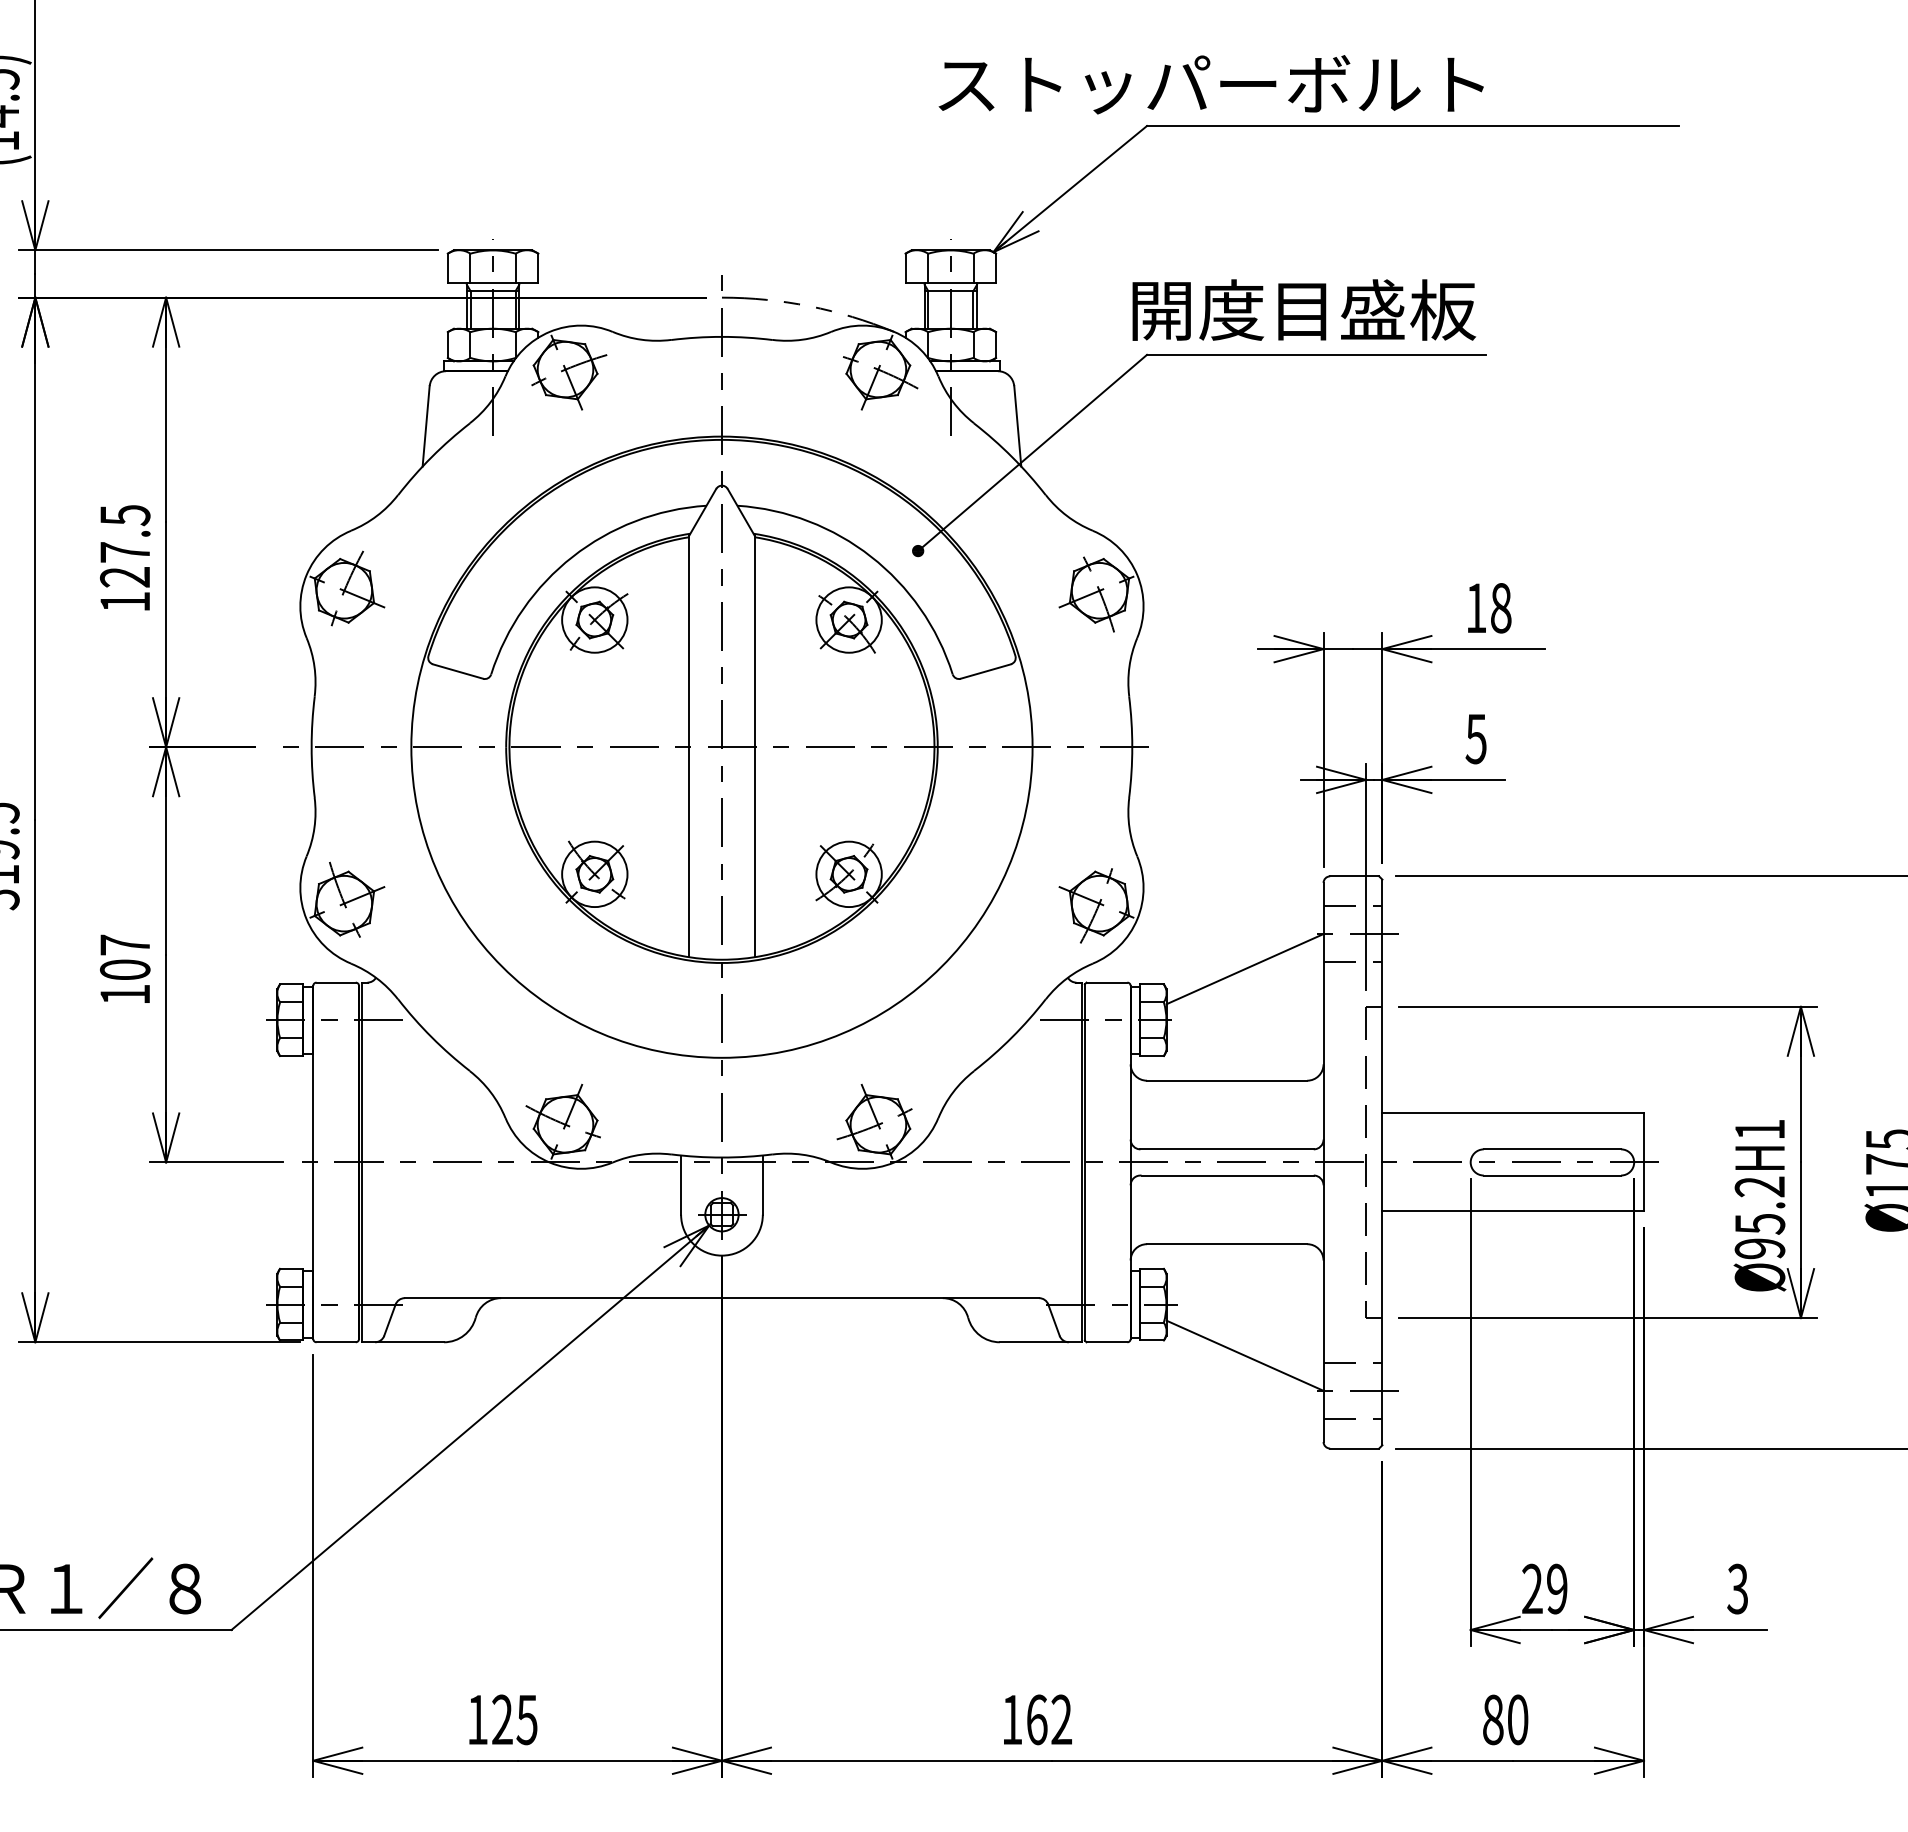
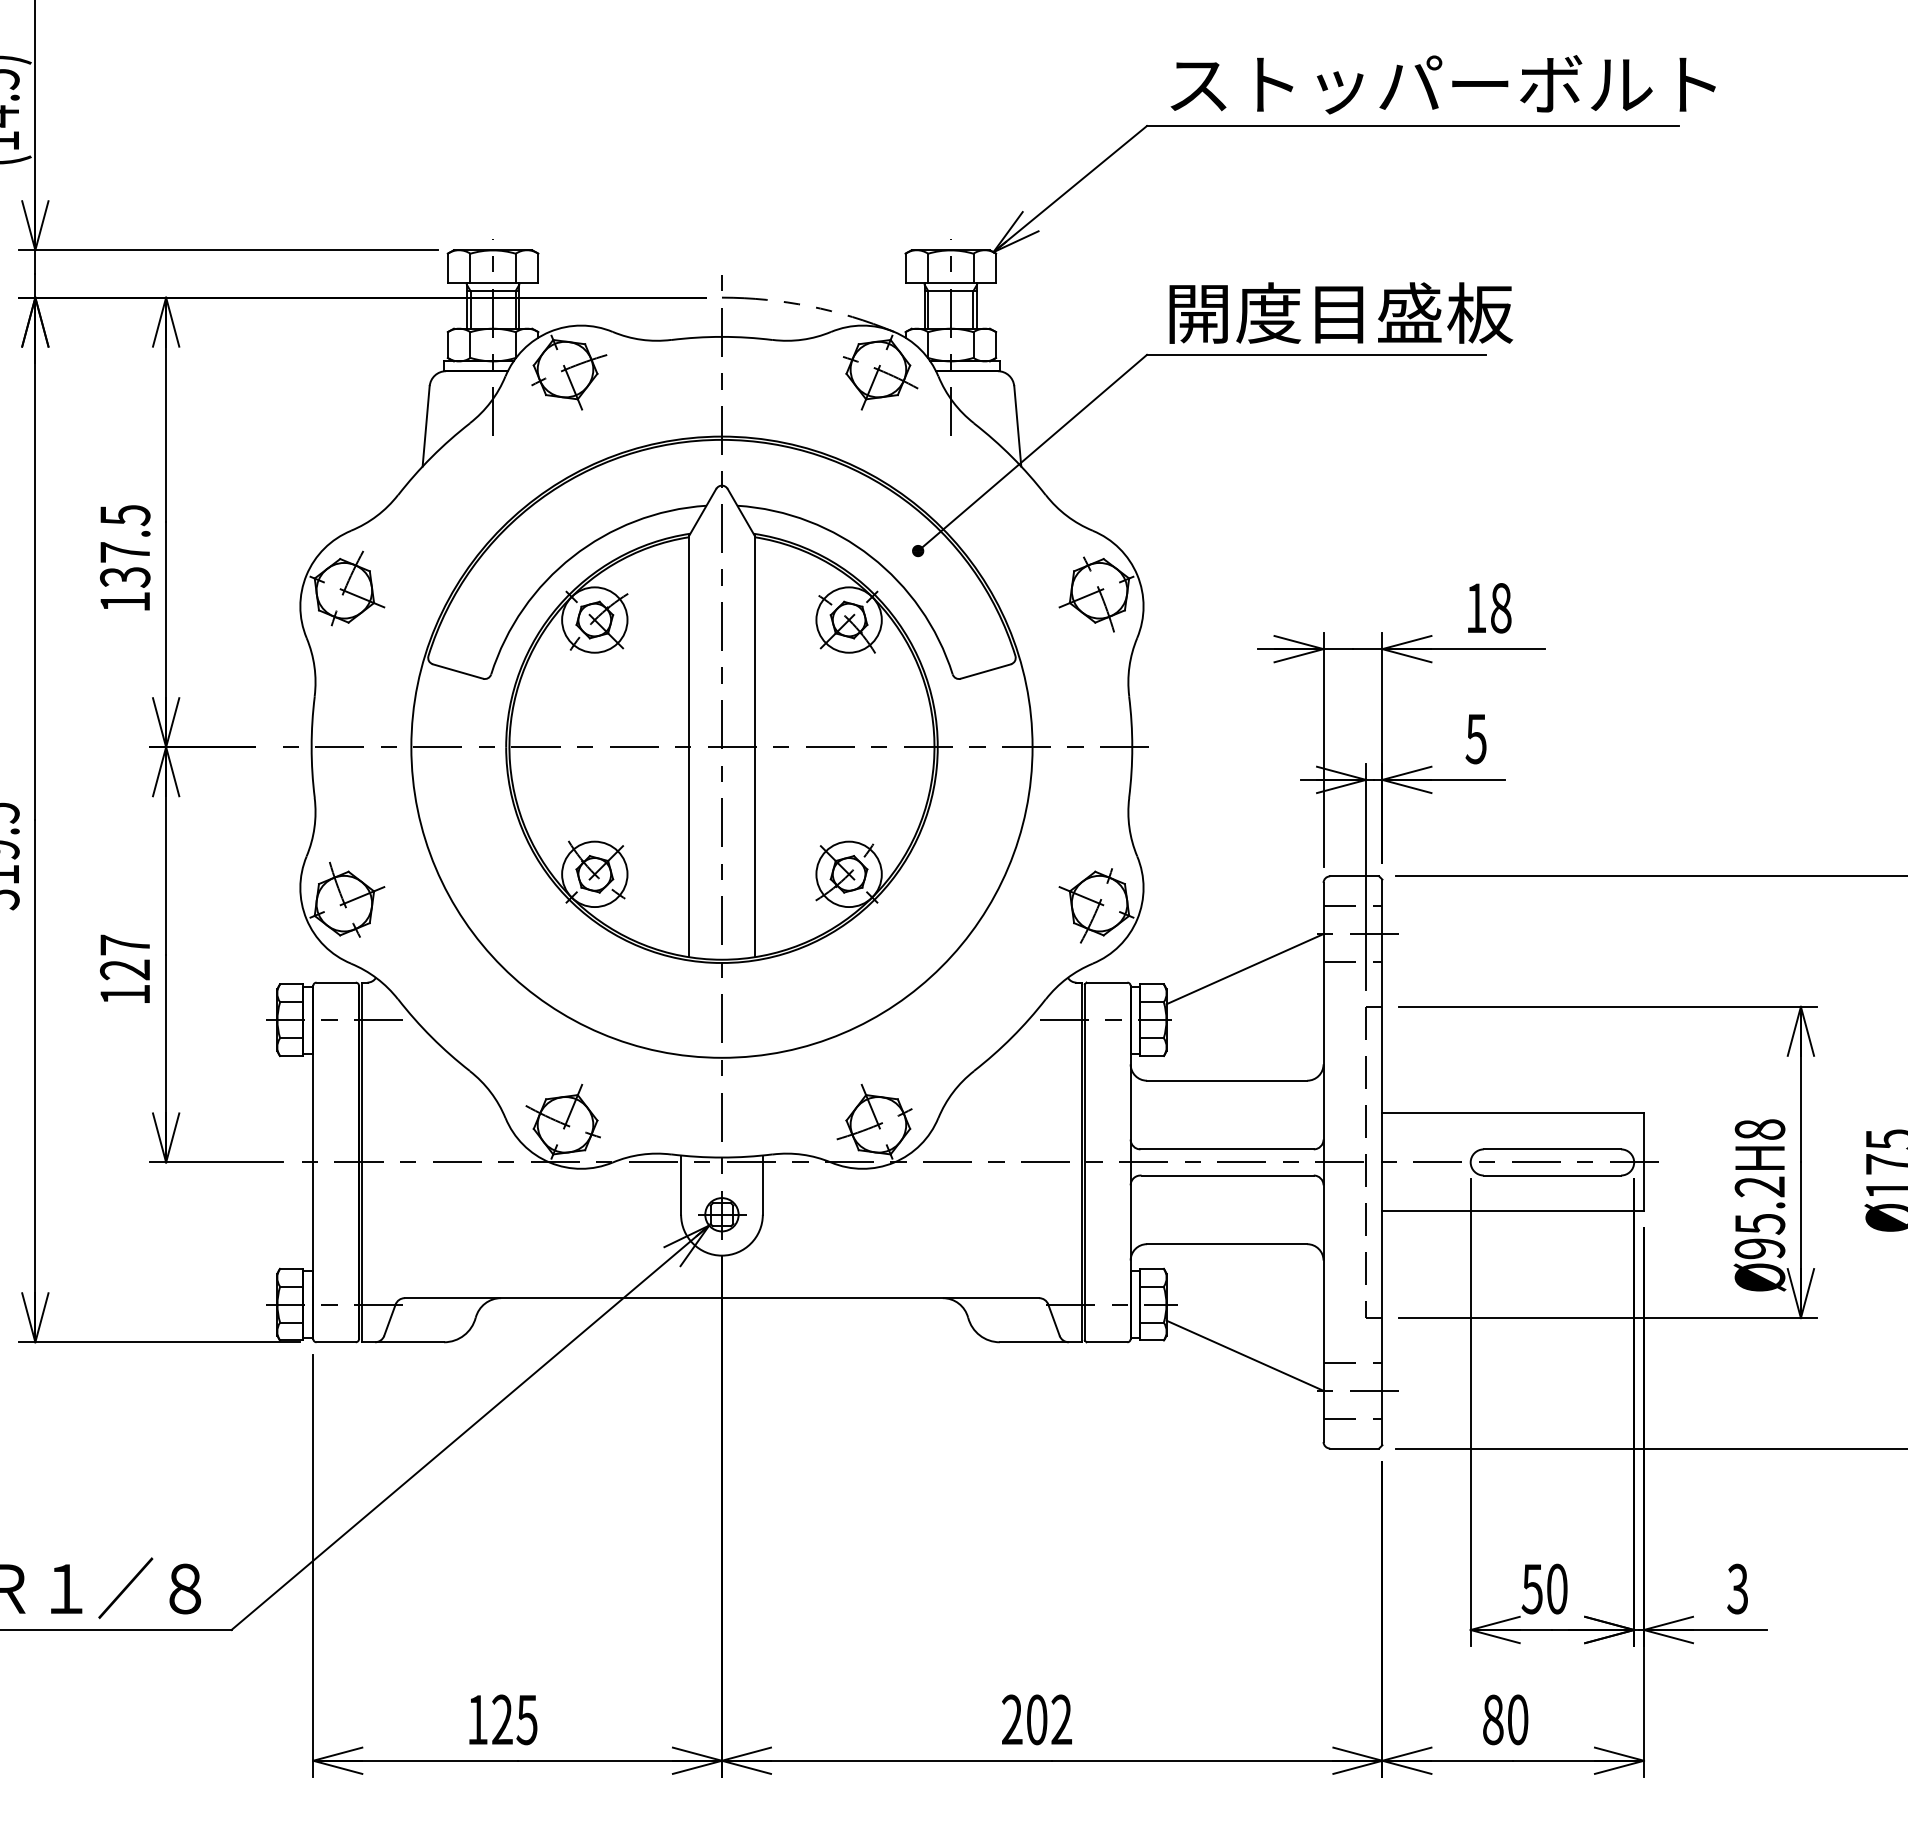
text position: (1210, 84) -> (1442, 84) (1442, 84)
text position: (1304, 309) -> (1341, 312) (1341, 312)
text: 127.5 -> 137.5 (125, 577)
text: 107 -> 127 (125, 969)
text: Ø95.2H1 -> Ø95.2H8 (1759, 1129)
text: 29 -> 50 (1544, 1588)
text: 162 -> 202 (1024, 1719)
